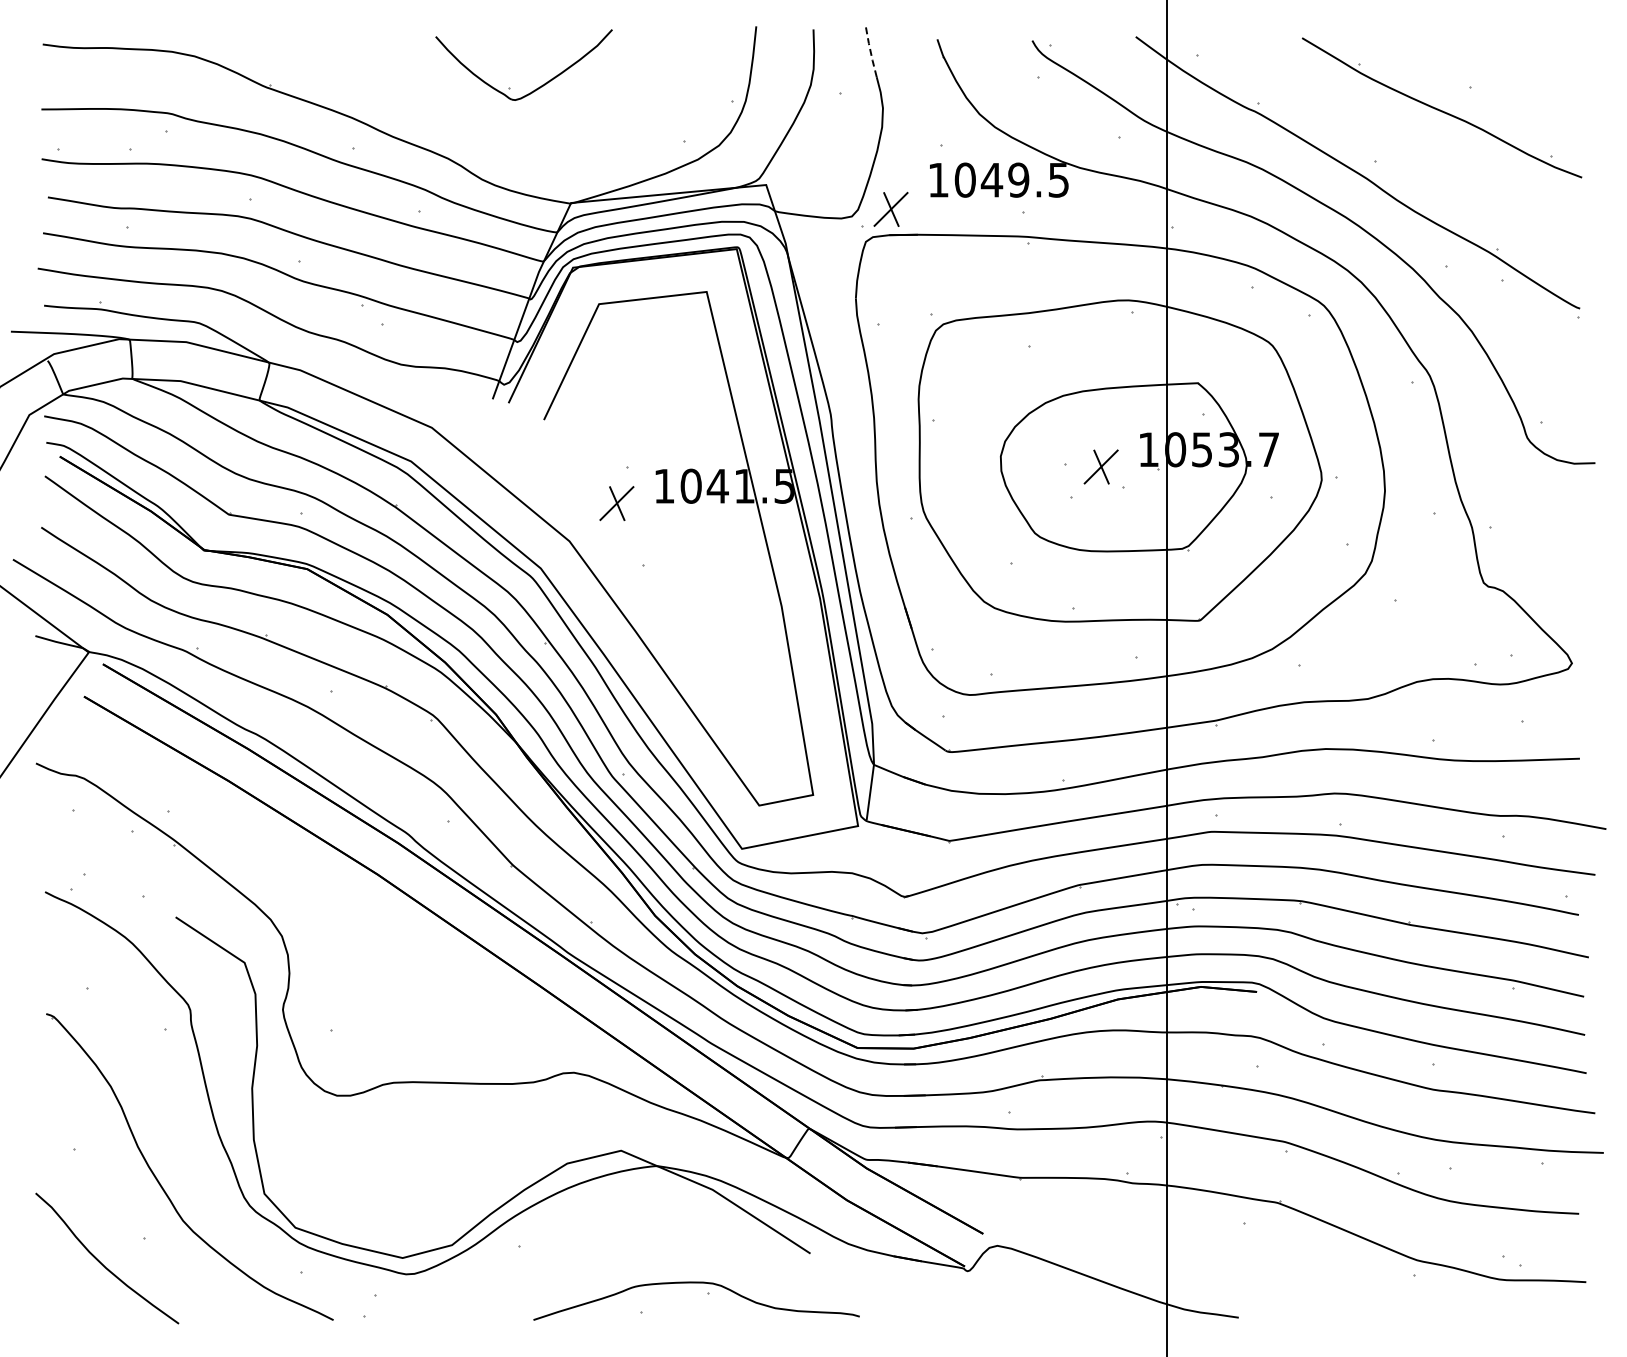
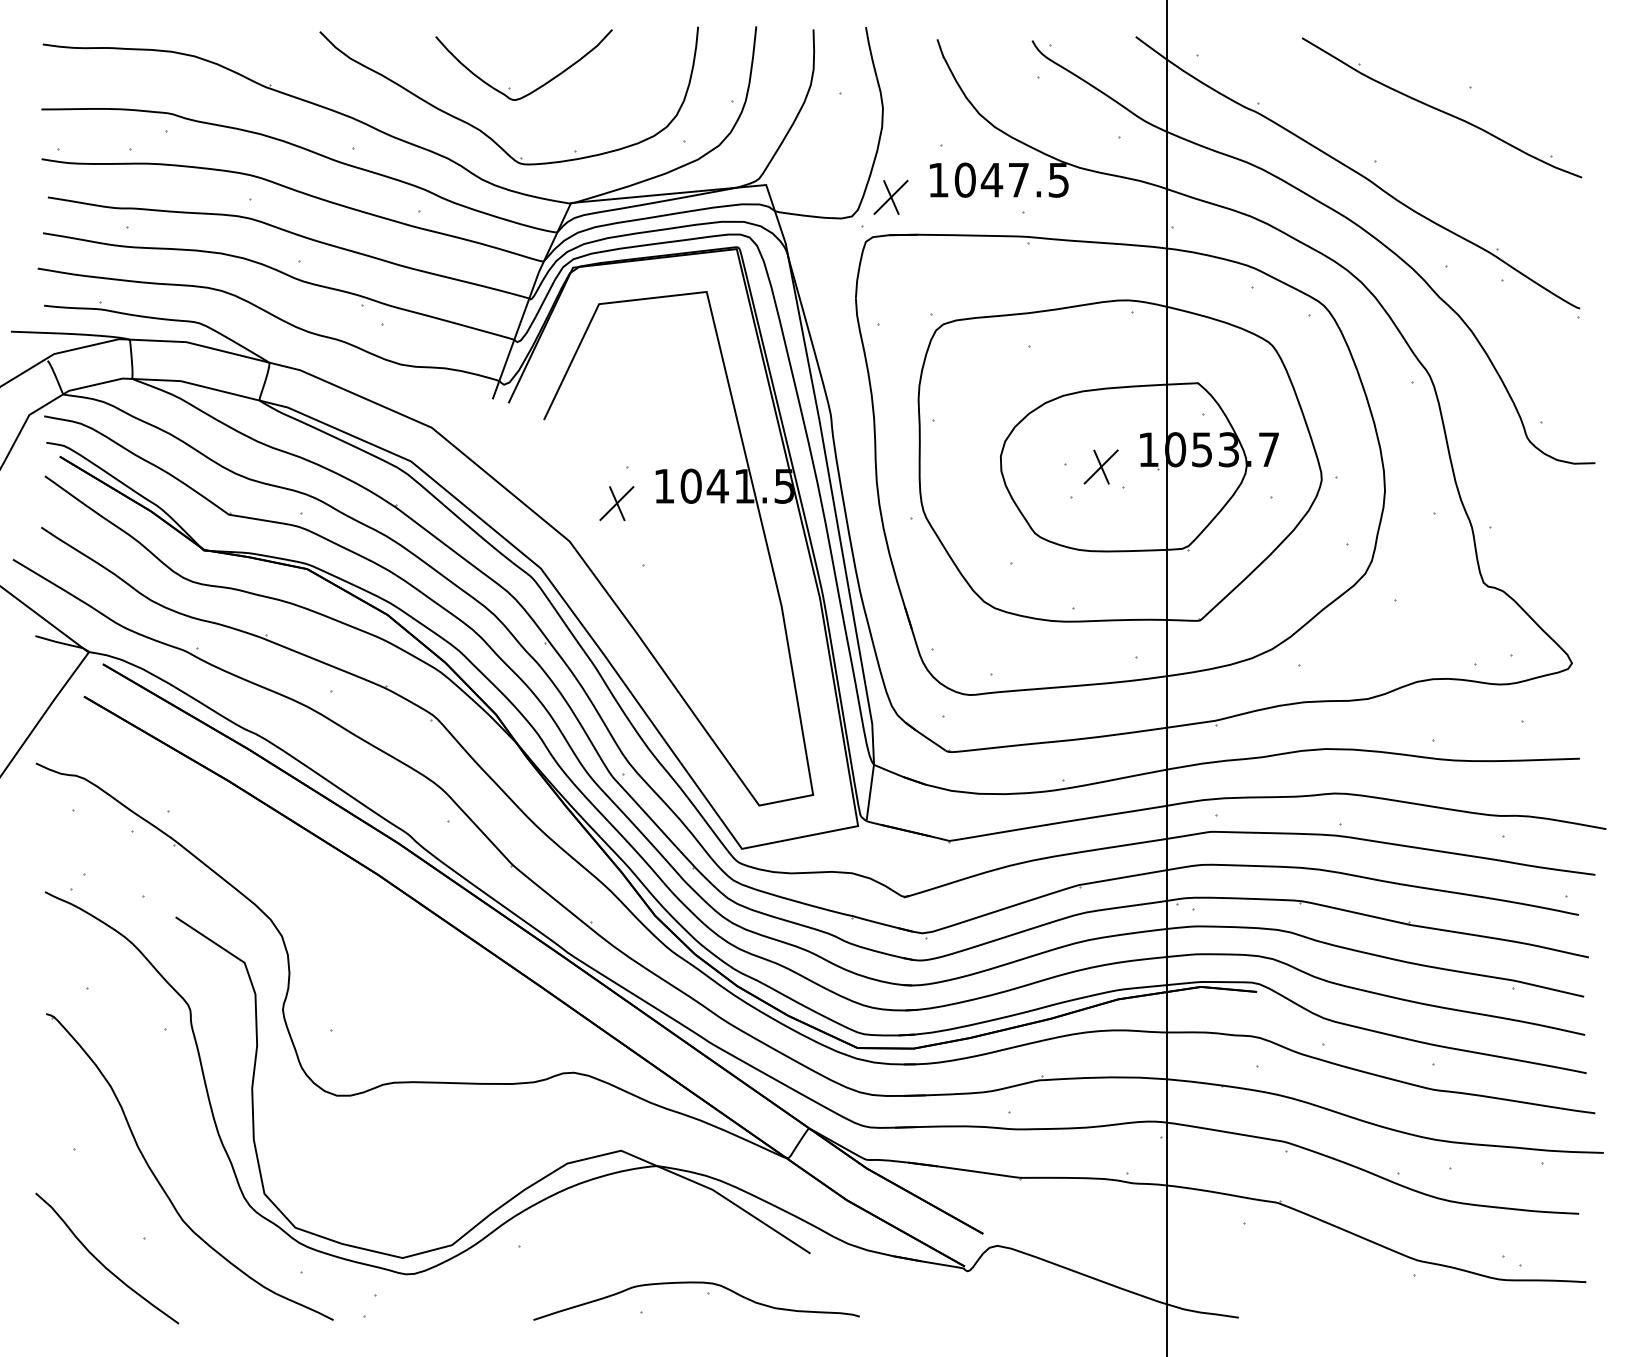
line: dashed -> solid (870, 52)
part: none -> present (483, 131)
text: 1049.5 -> 1047.5 (1018, 179)
part position: (890, 208) -> (890, 196) (890, 196)
